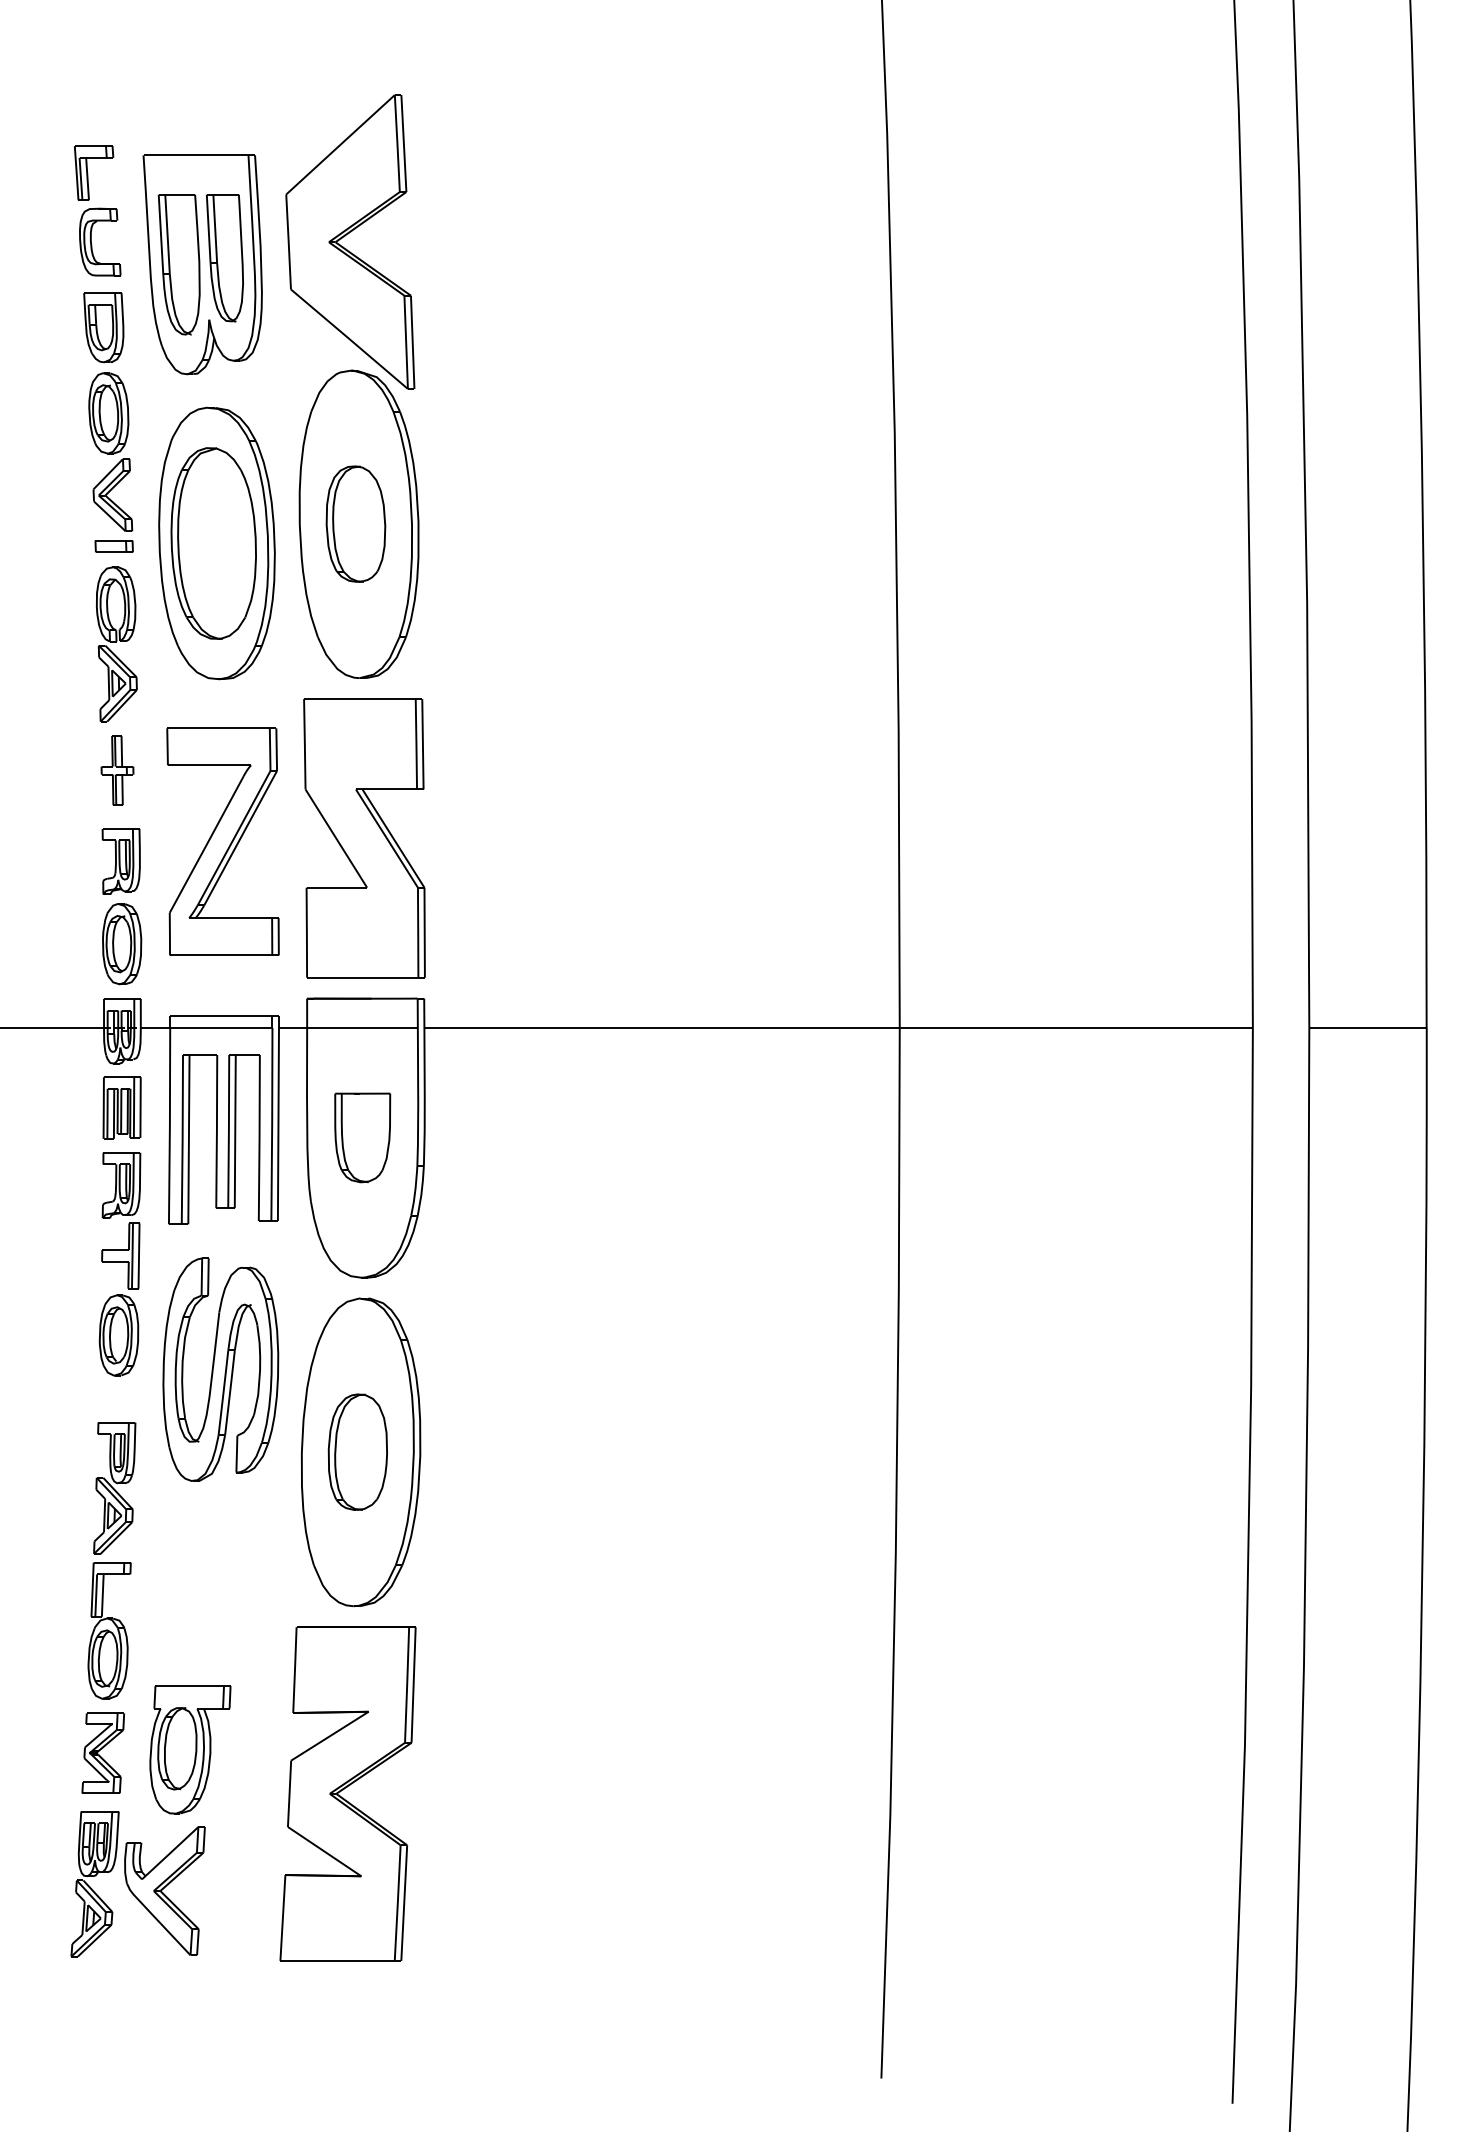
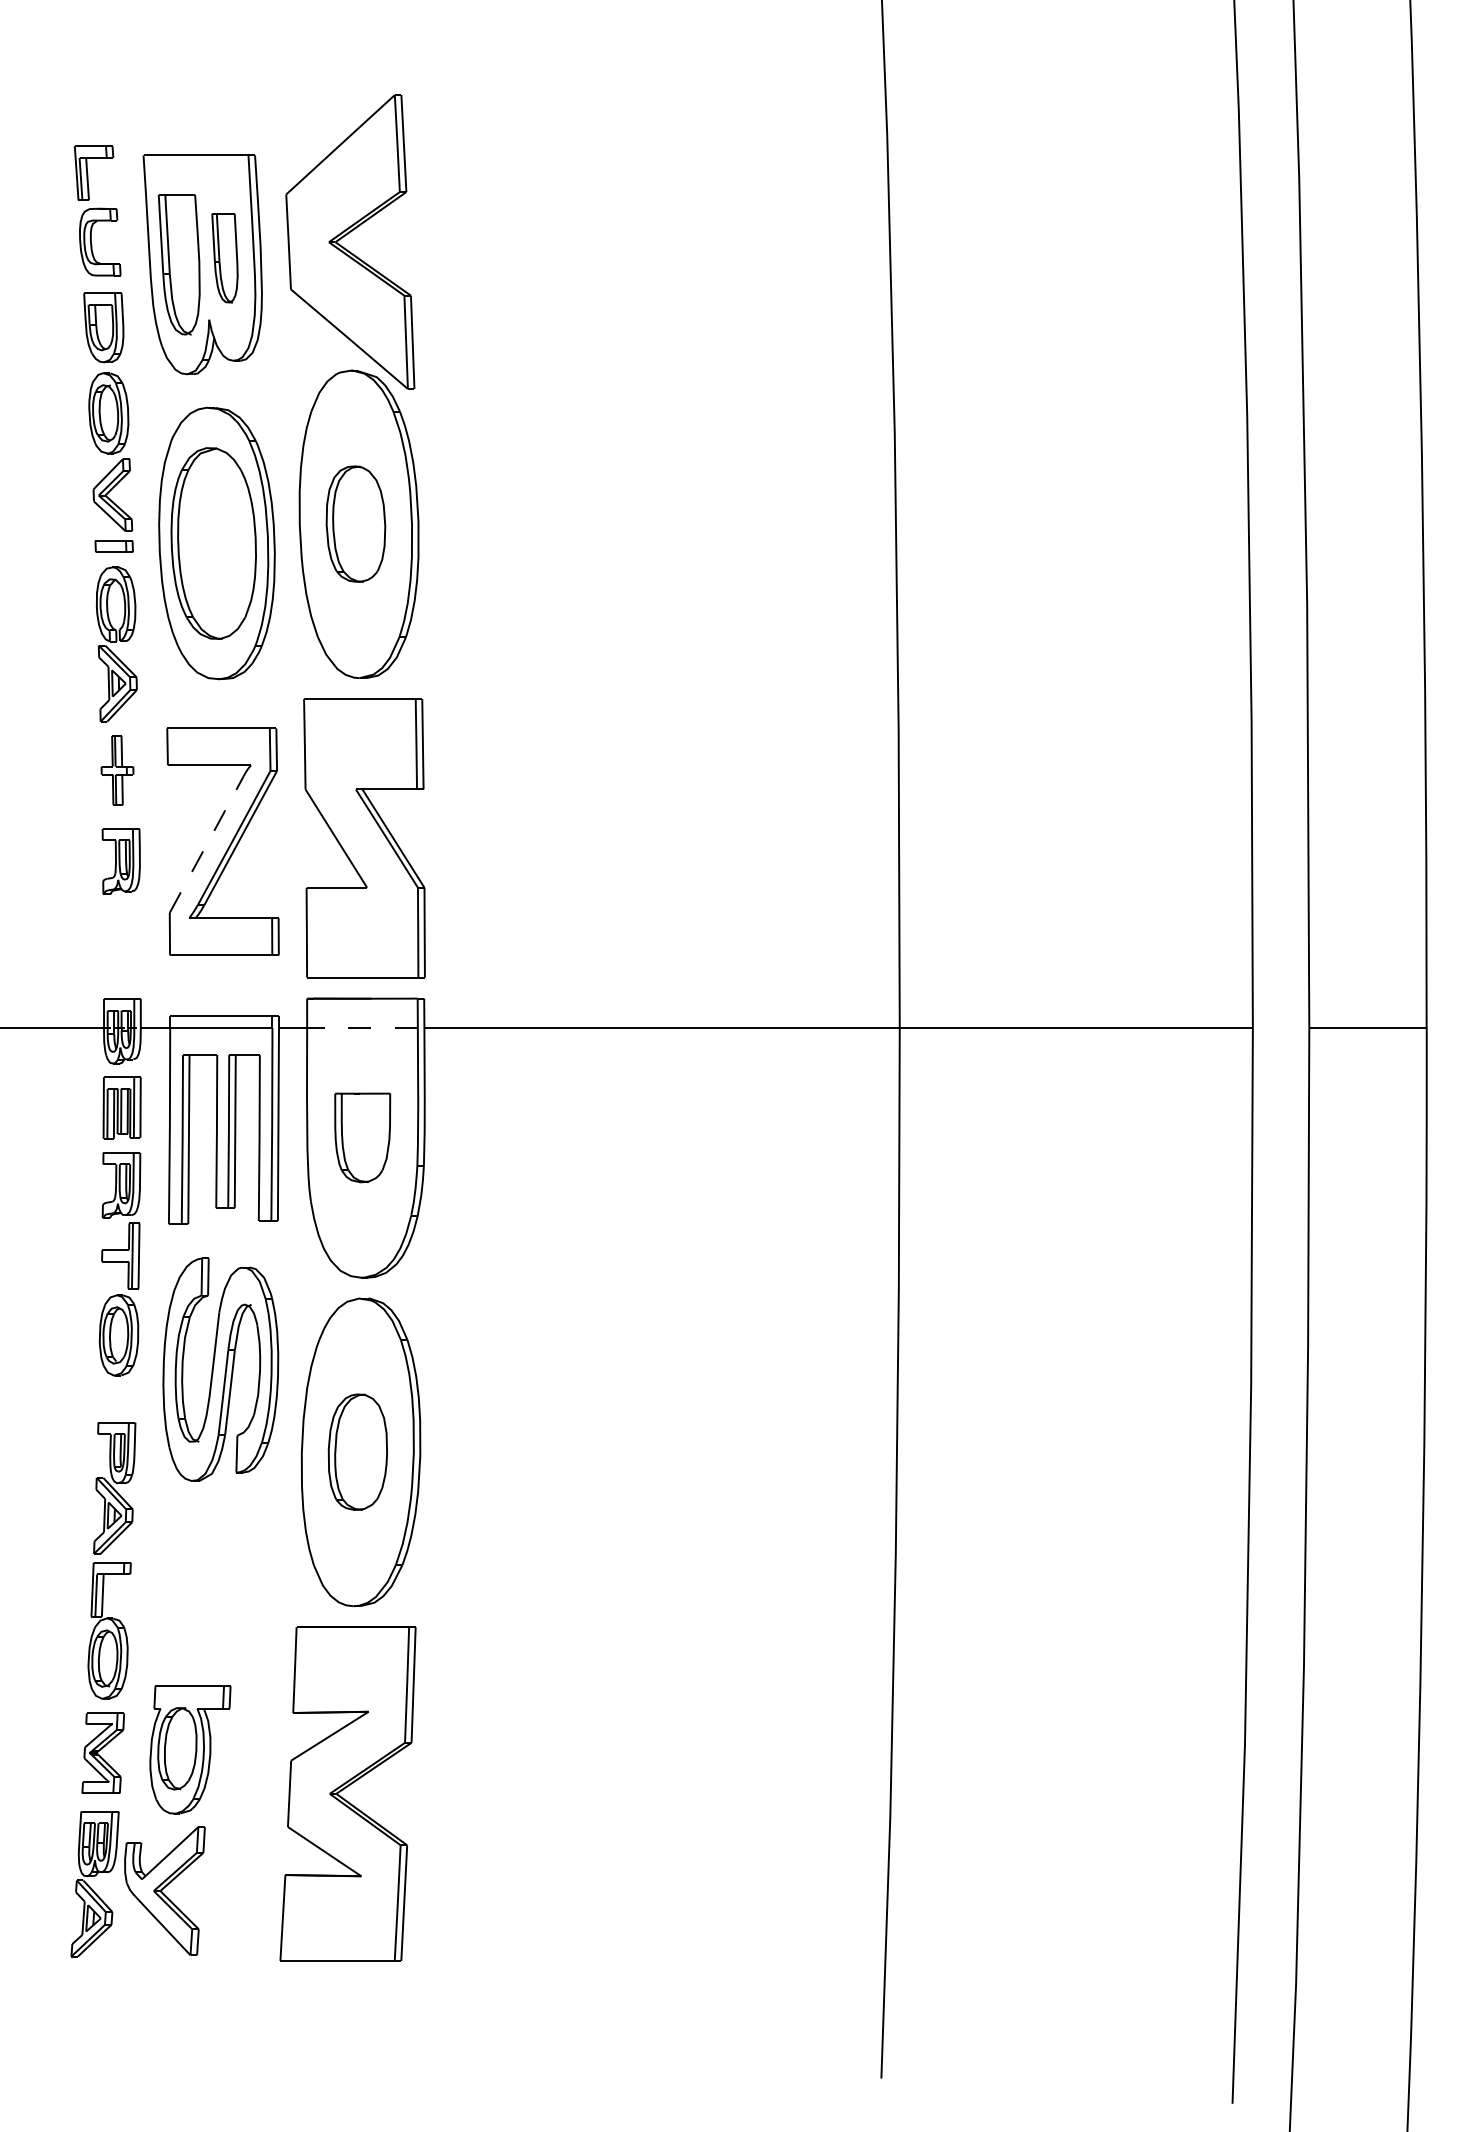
part size: 38x129 px -> 28x91 px (224, 258)
line: solid -> dashed (206, 844)
part: present -> none (122, 944)
line: solid -> dashed (362, 1028)
